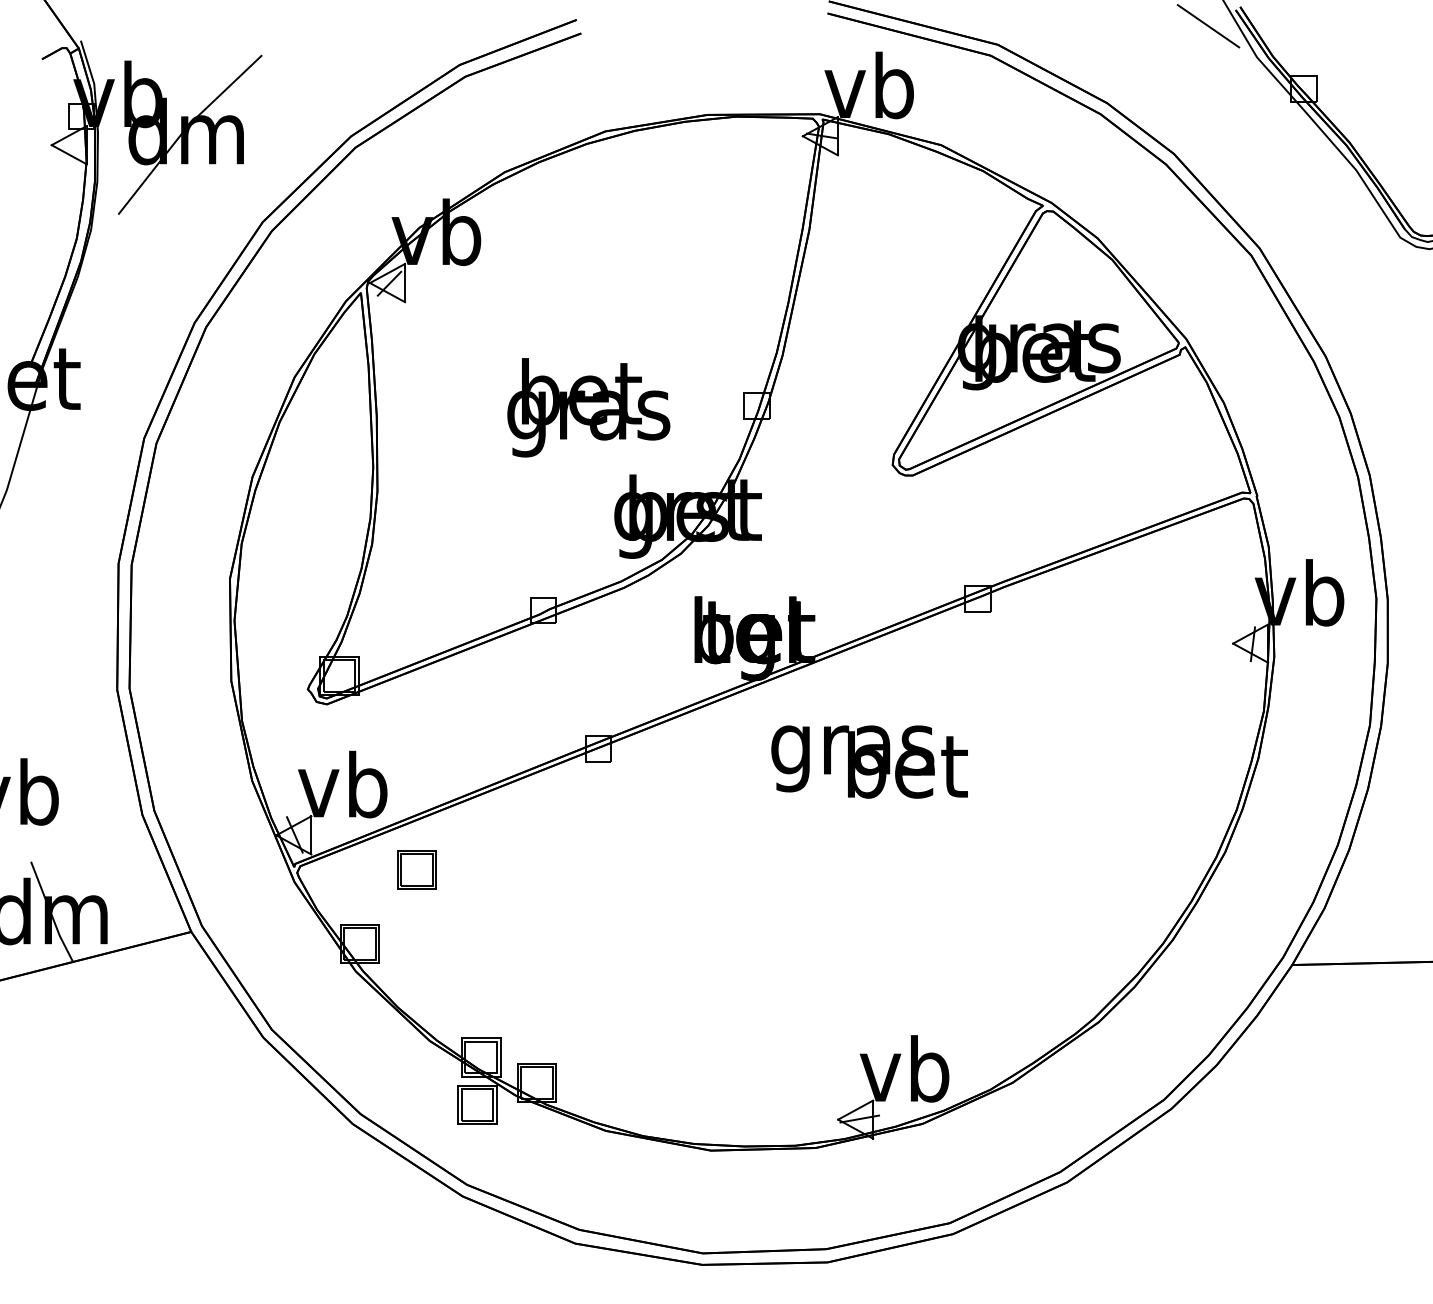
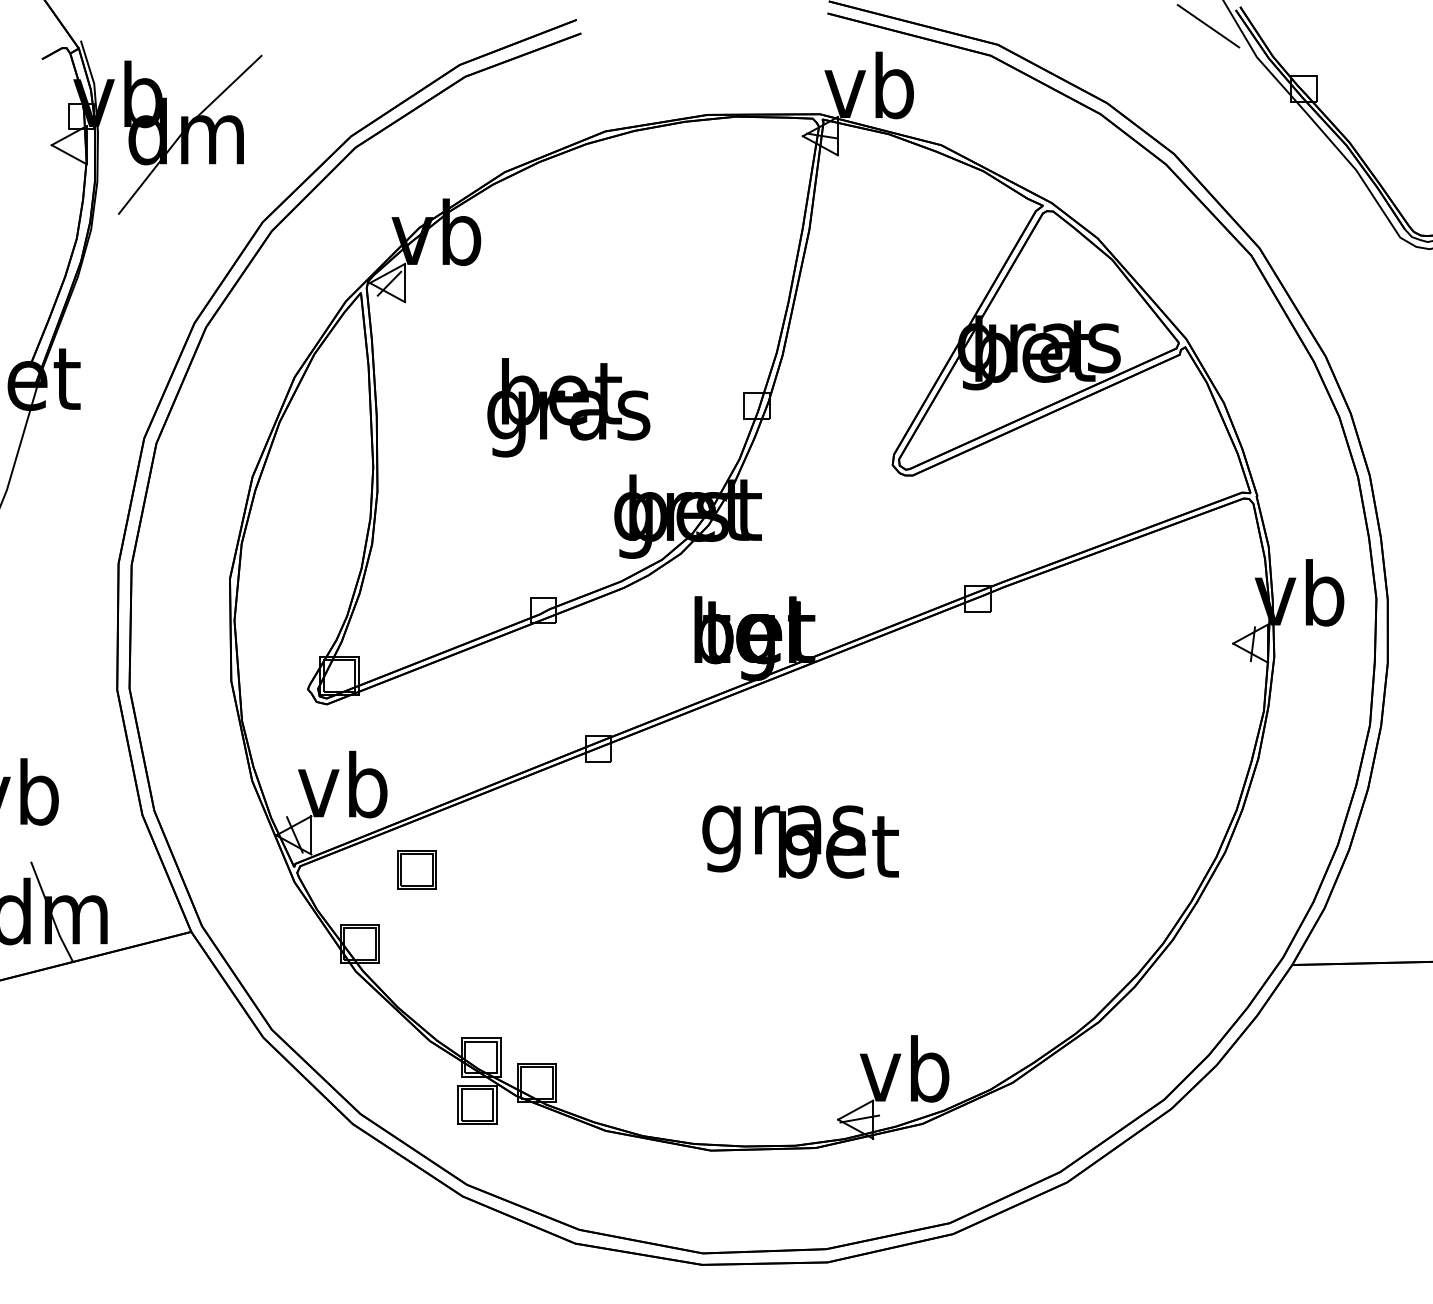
text position: (588, 407) -> (568, 407) (568, 407)
text position: (869, 761) -> (800, 841) (800, 841)
